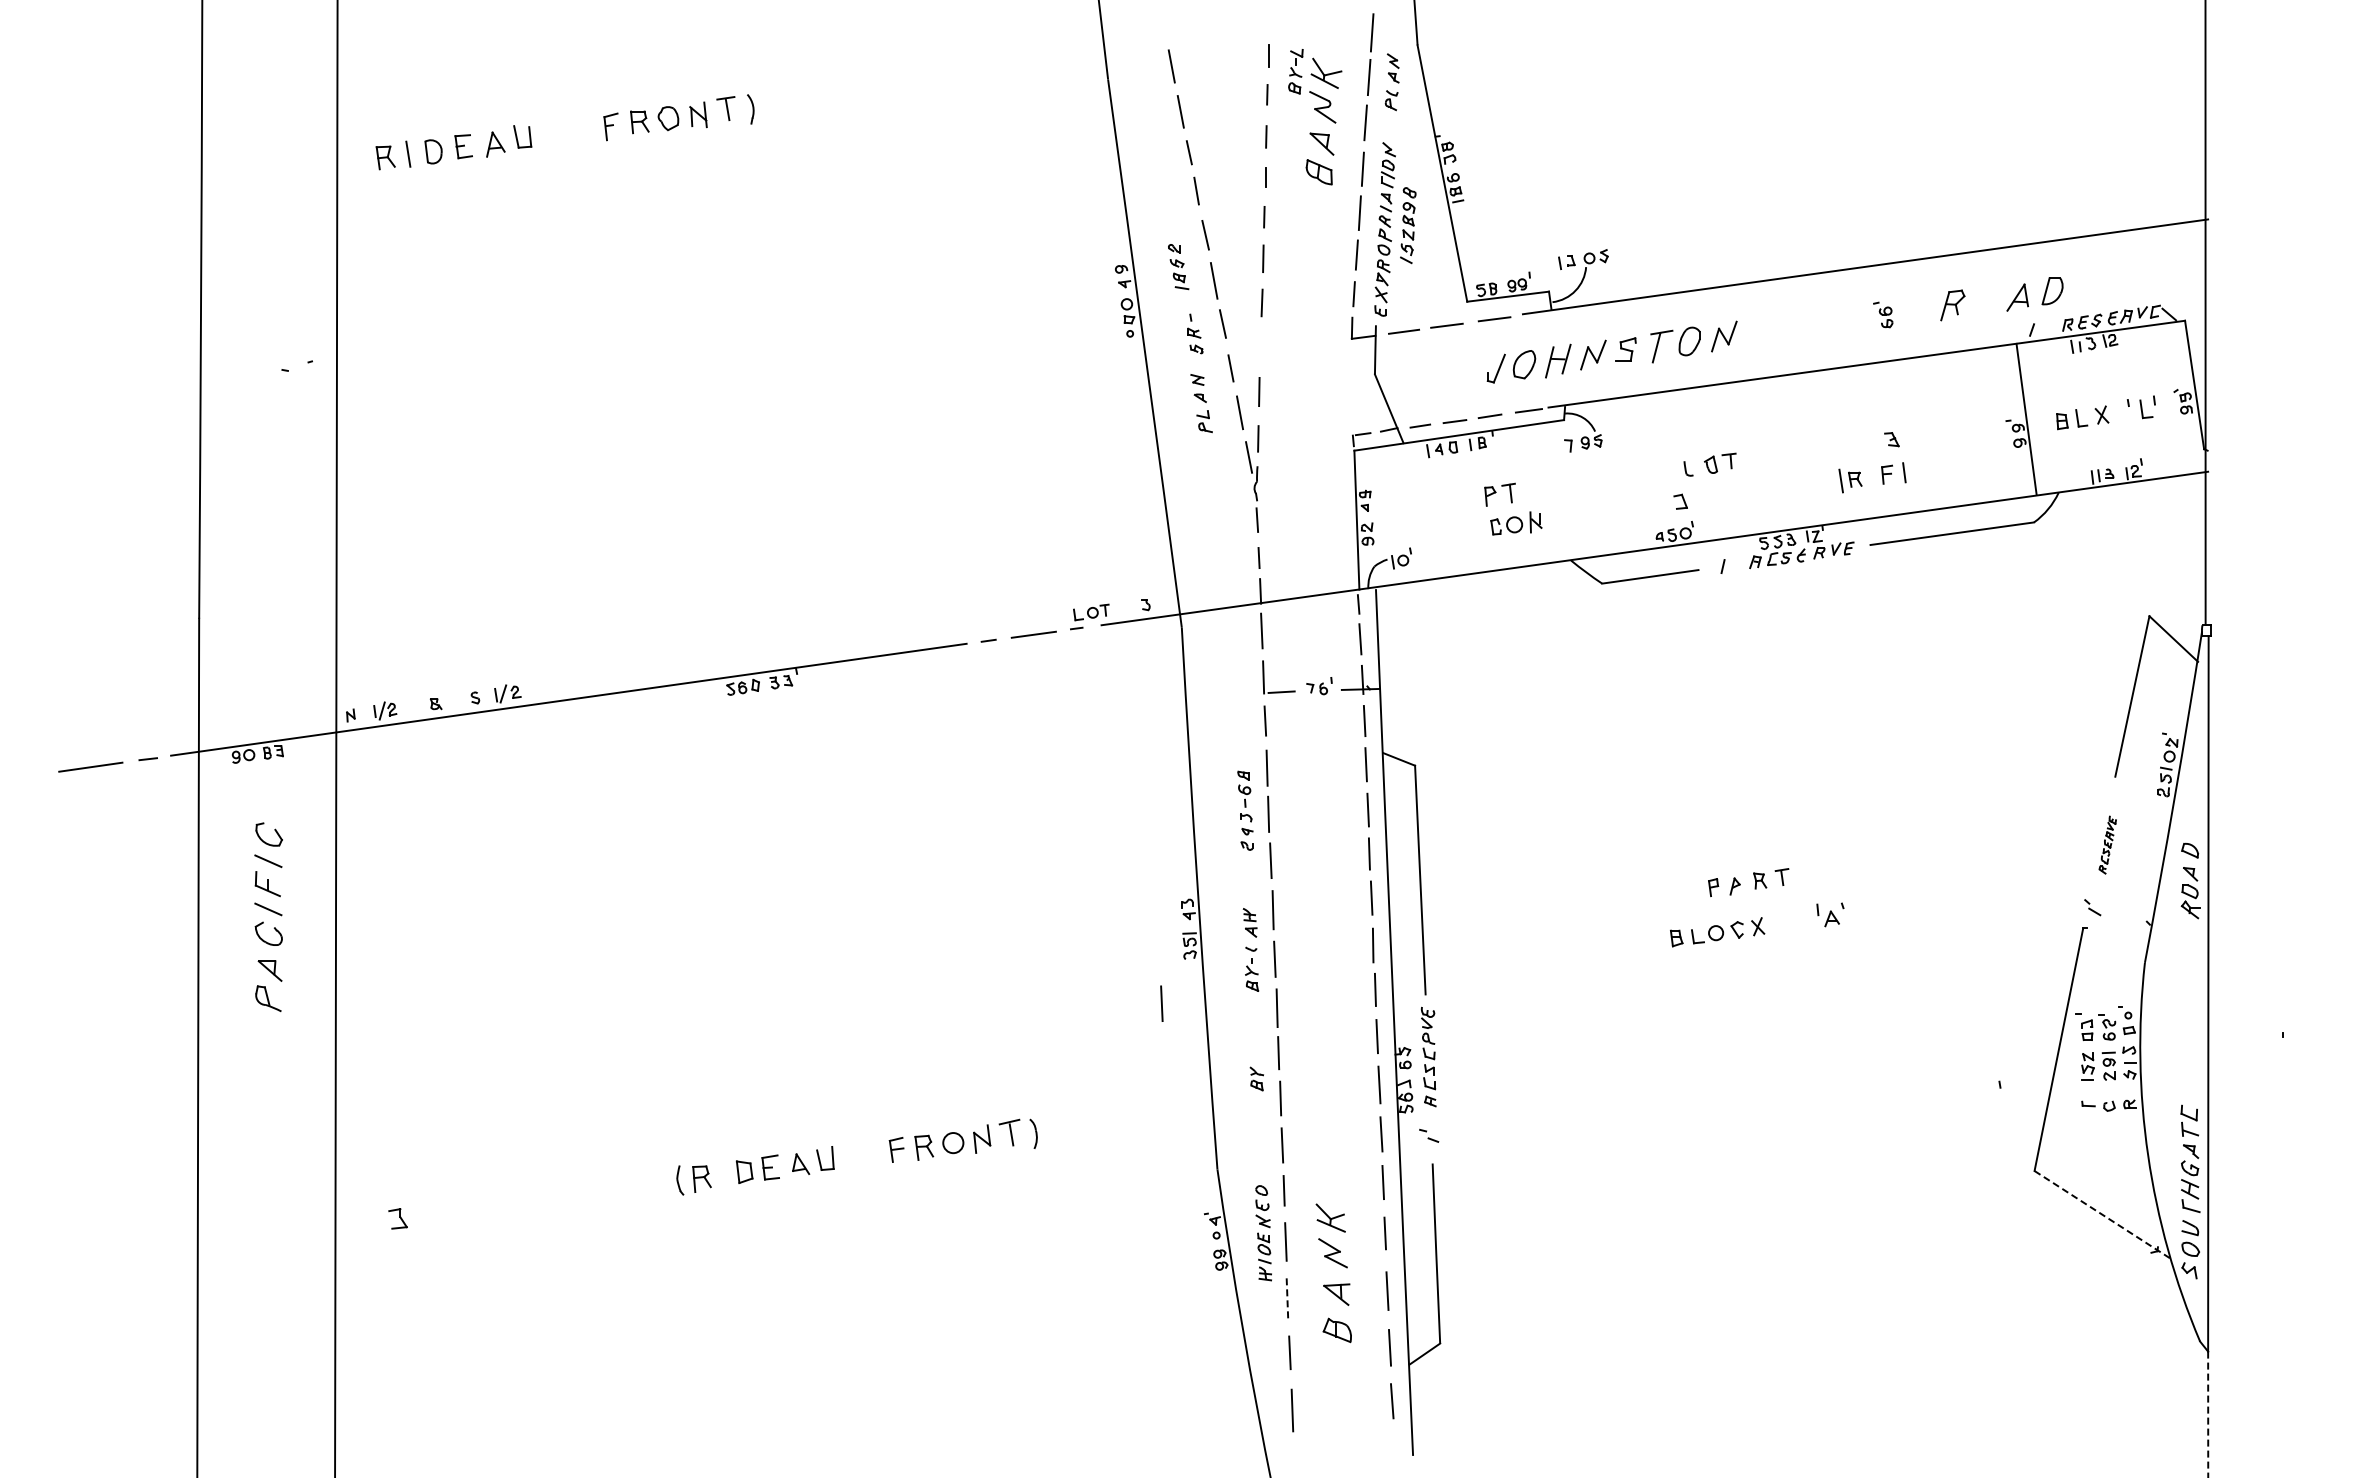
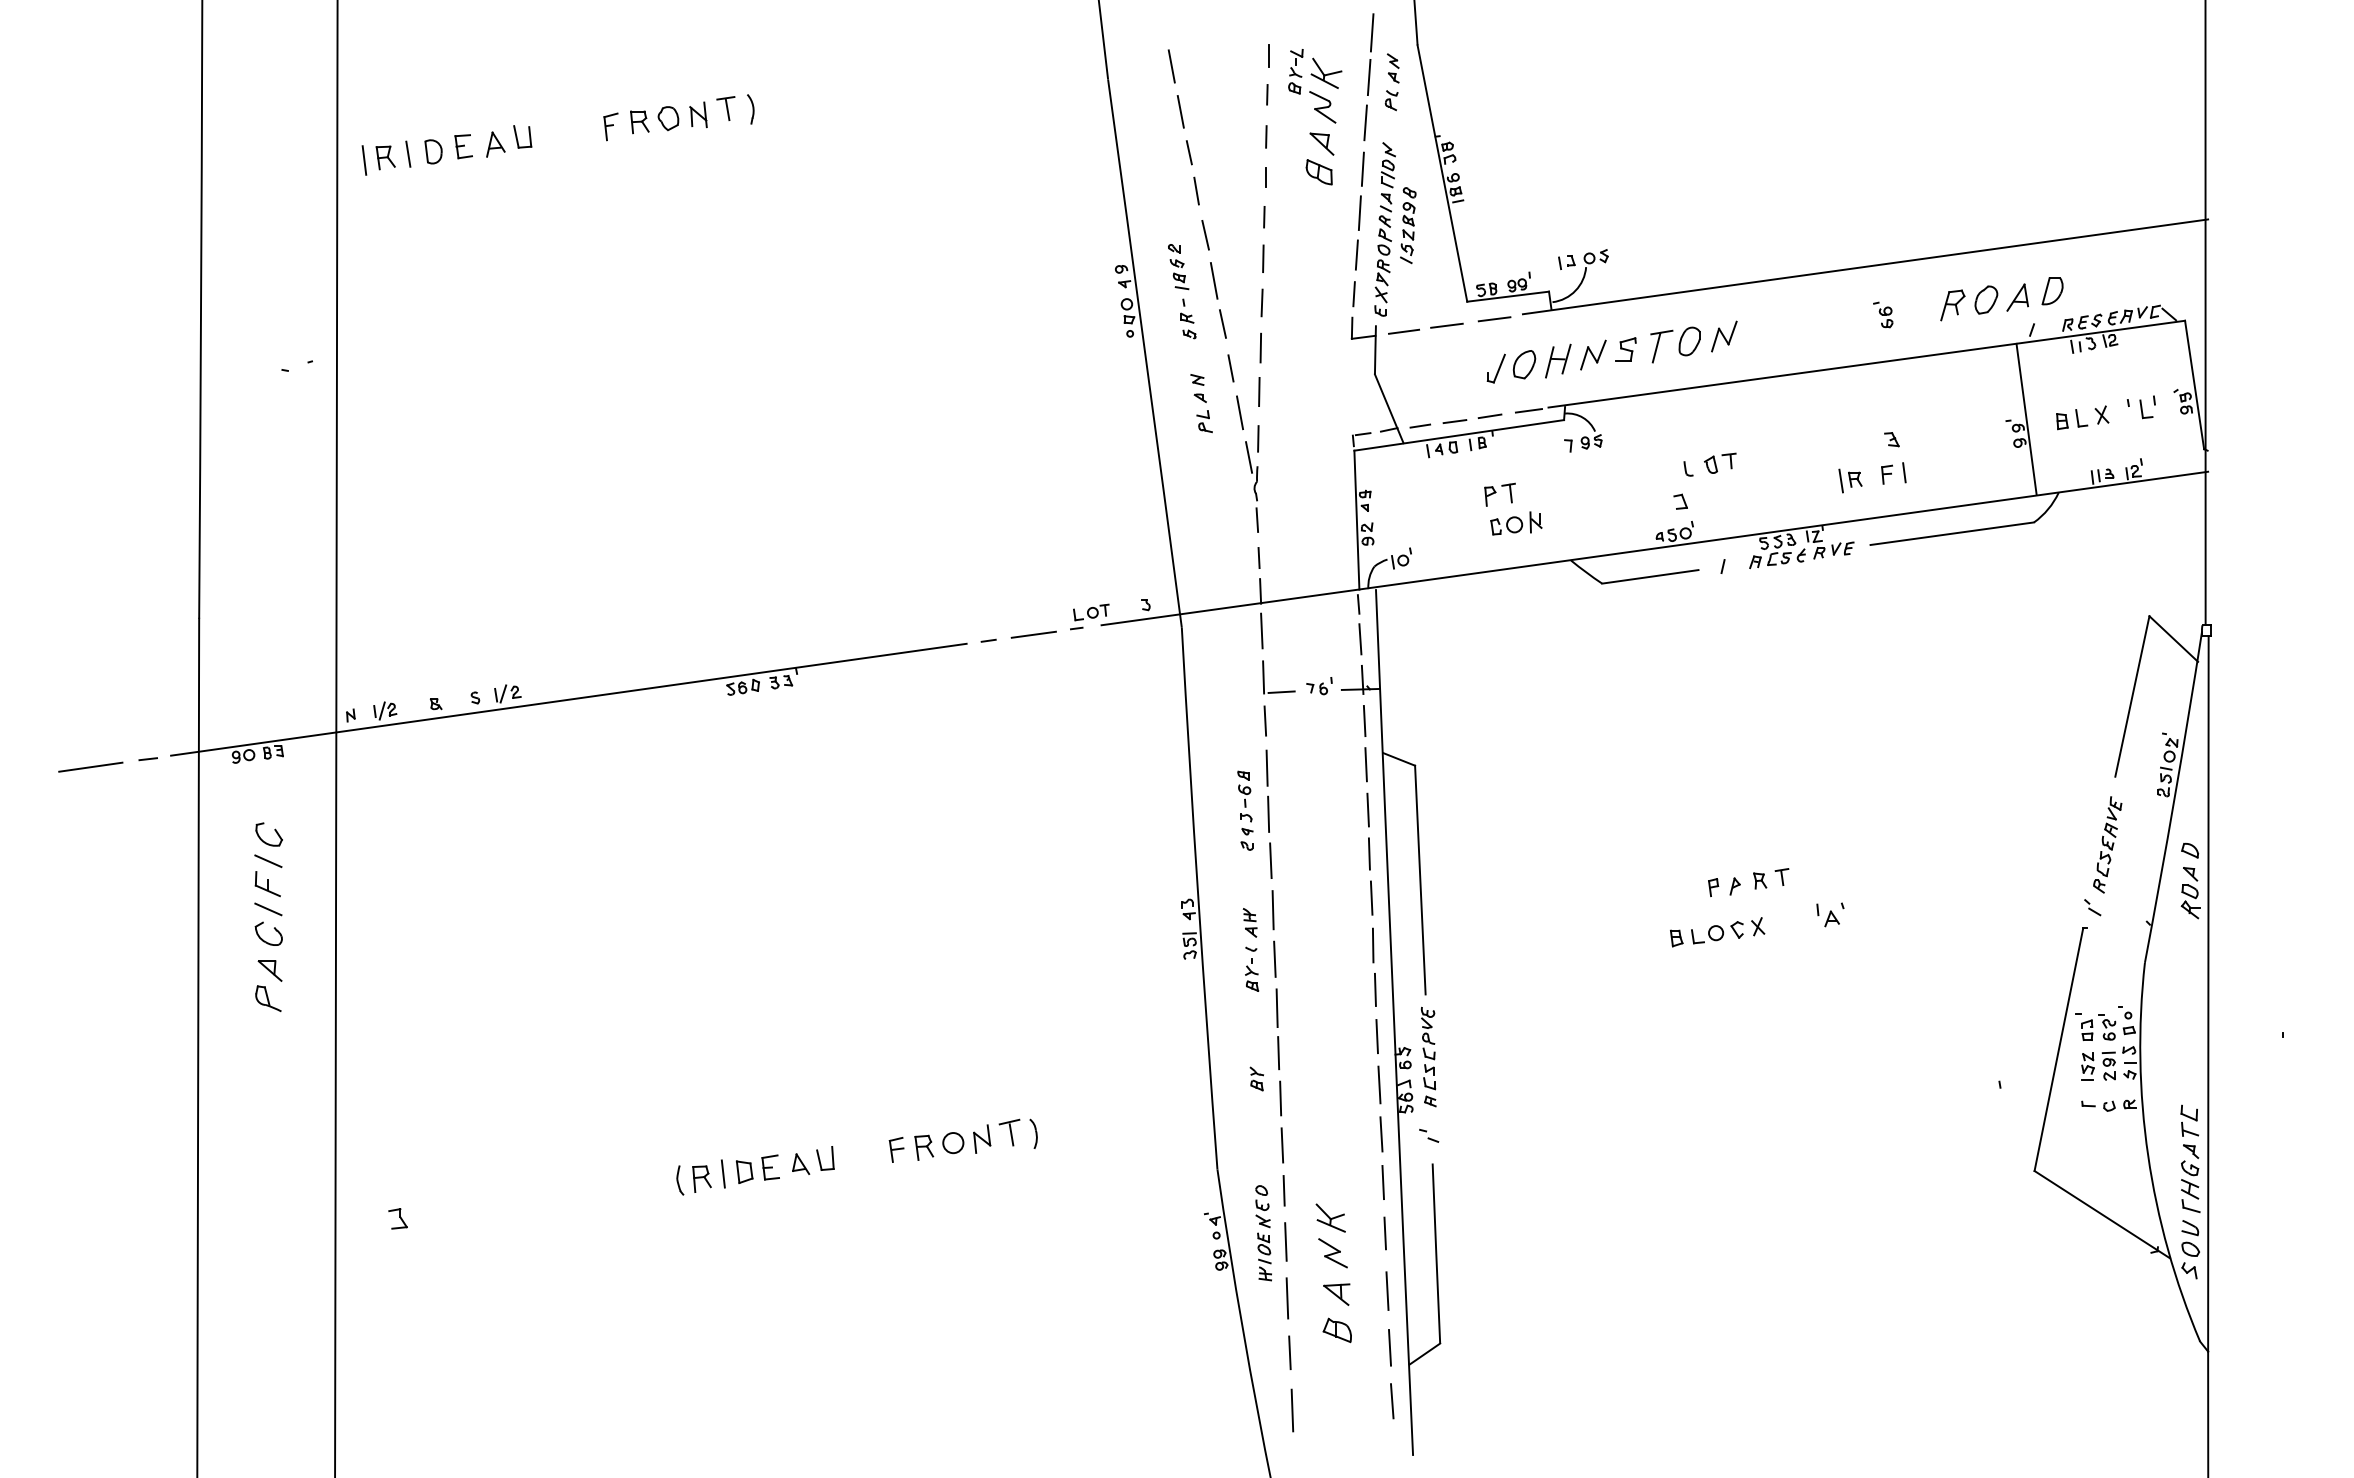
line: none -> present (364, 160)
part: none -> present (1986, 299)
part position: (1195, 333) -> (1188, 318) (1188, 318)
line: none -> present (1260, 347)
part size: 19x60 px -> 30x98 px (2107, 844)
line: present -> none (1161, 1003)
line: none -> present (722, 1173)
line: dashed -> solid (2102, 1214)
line: dashed -> solid (1287, 1298)
line: dashed -> solid (2208, 1414)
